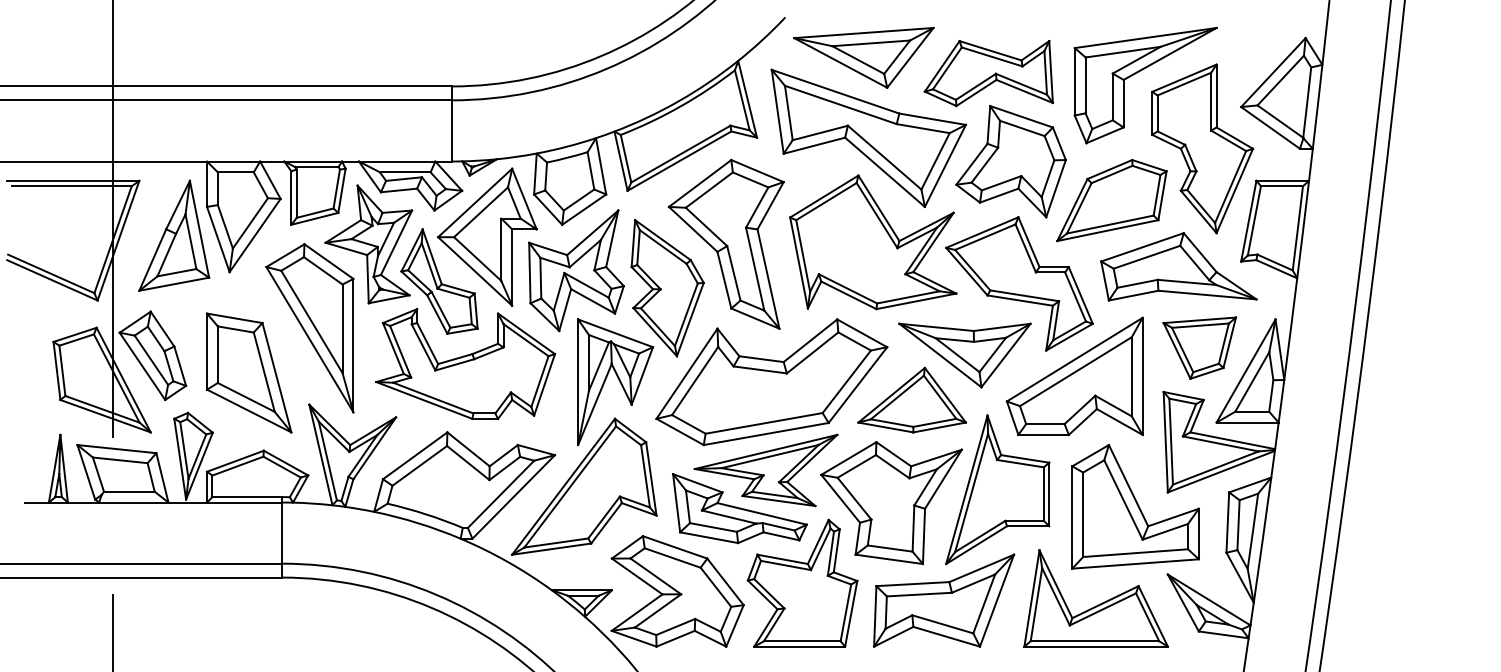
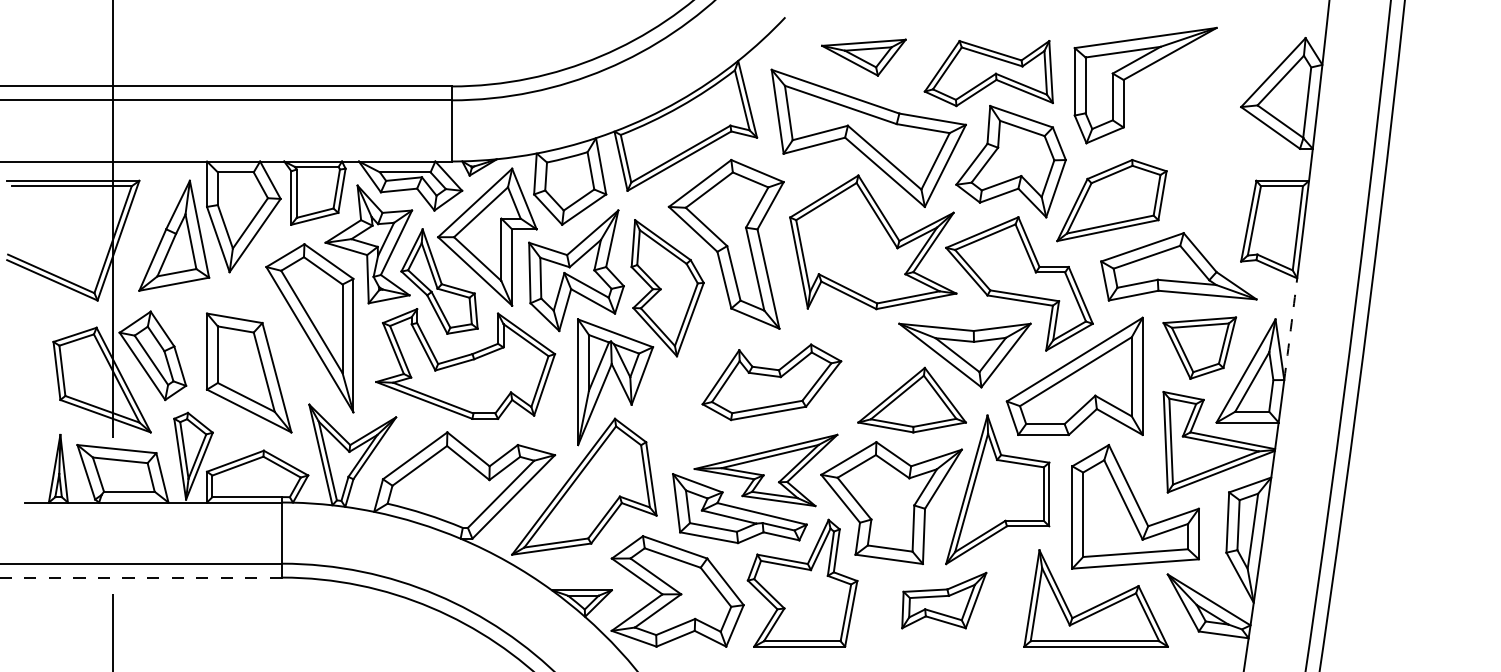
part size: 142x63 px -> 86x39 px (863, 57)
part: present -> none (1202, 148)
arc: solid -> dashed (1290, 329)
part size: 234x129 px -> 142x79 px (771, 382)
line: solid -> dashed (141, 577)
part size: 143x95 px -> 87x59 px (944, 600)
